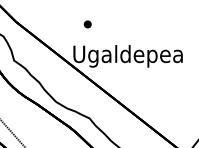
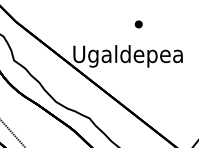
part position: (87, 24) -> (138, 24) (138, 24)
